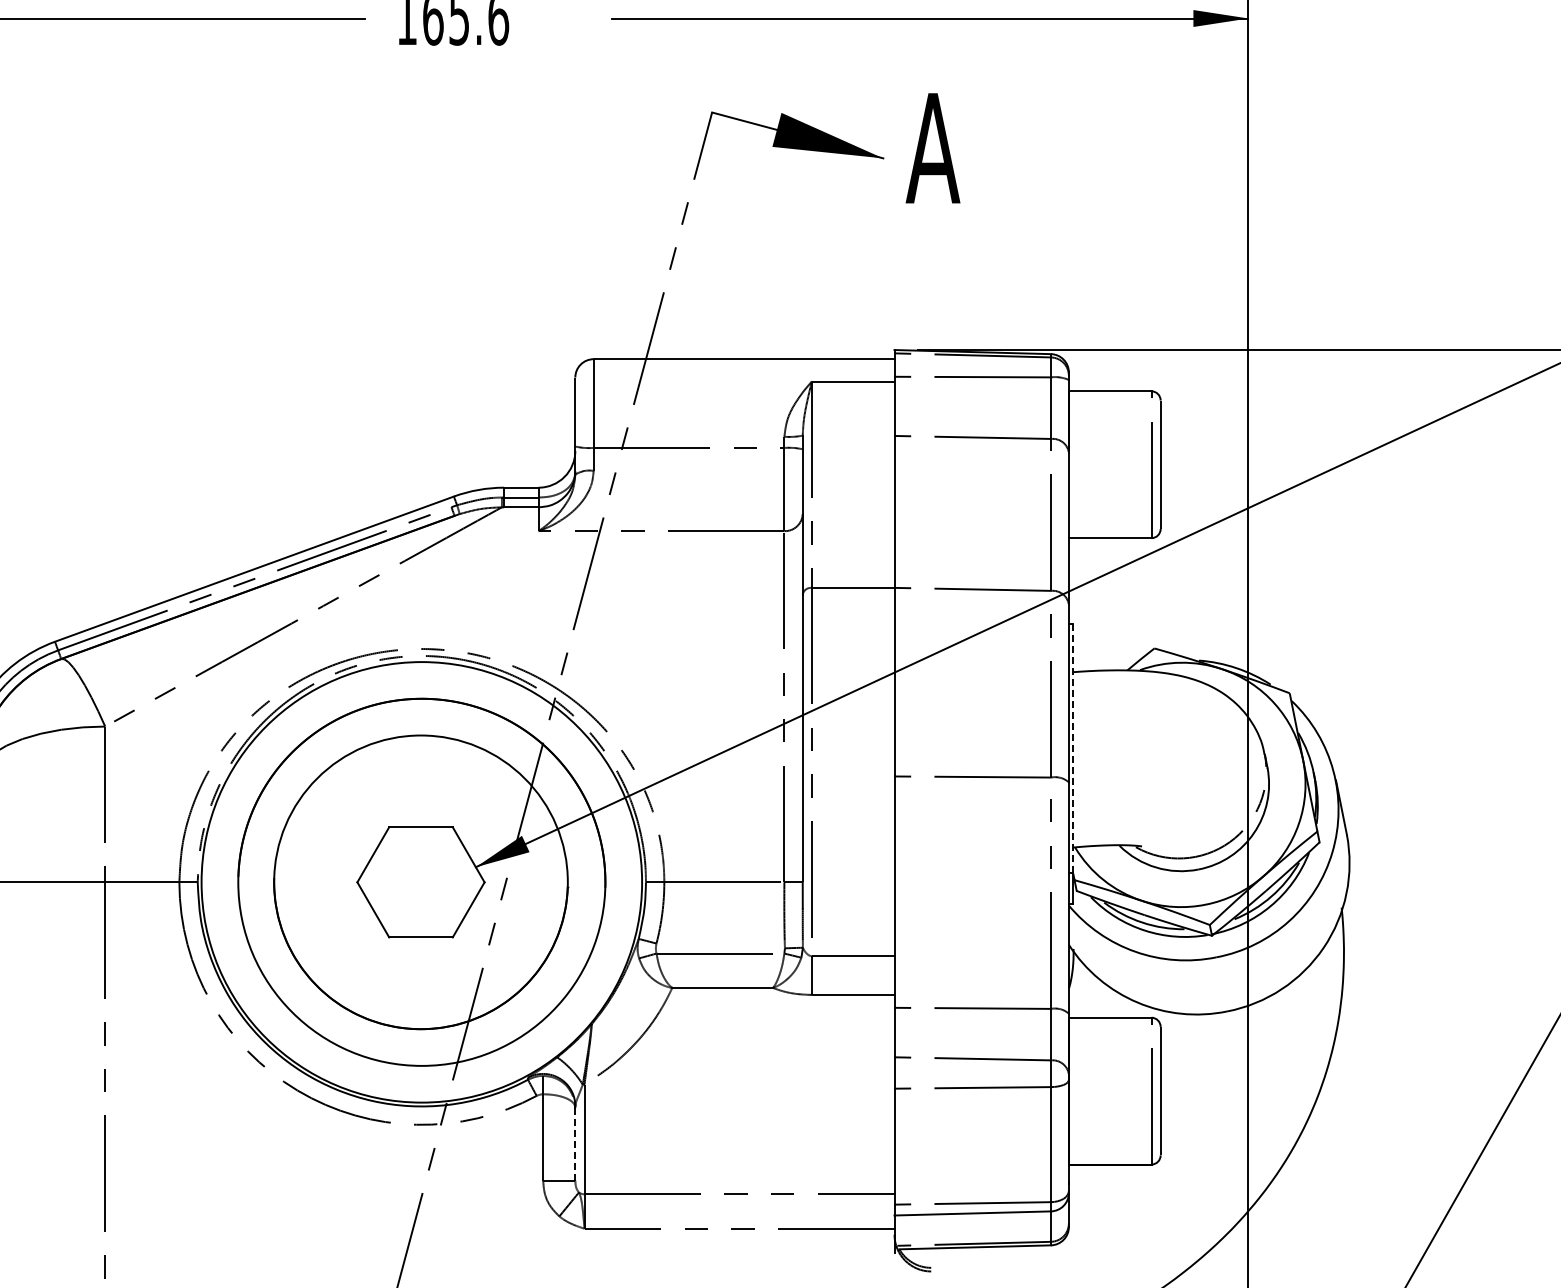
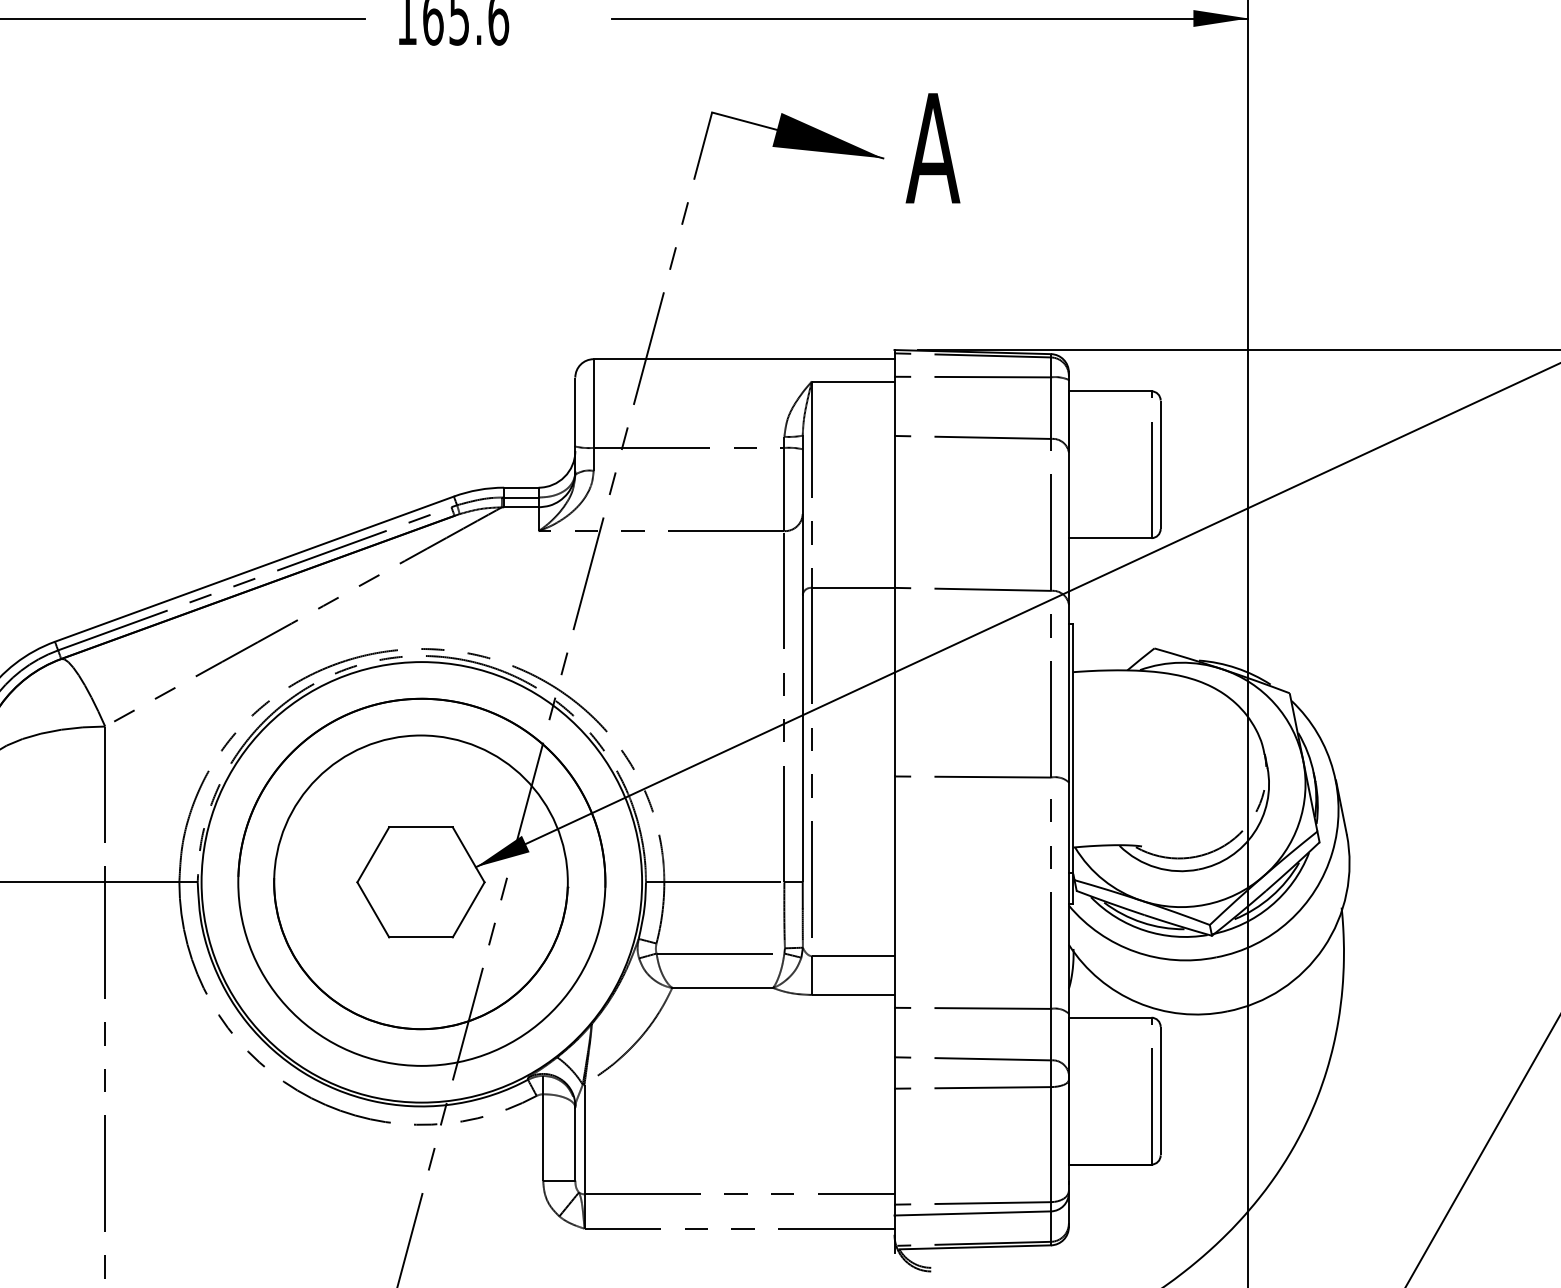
line: dashed -> solid (1073, 748)
line: dashed -> solid (575, 1142)
